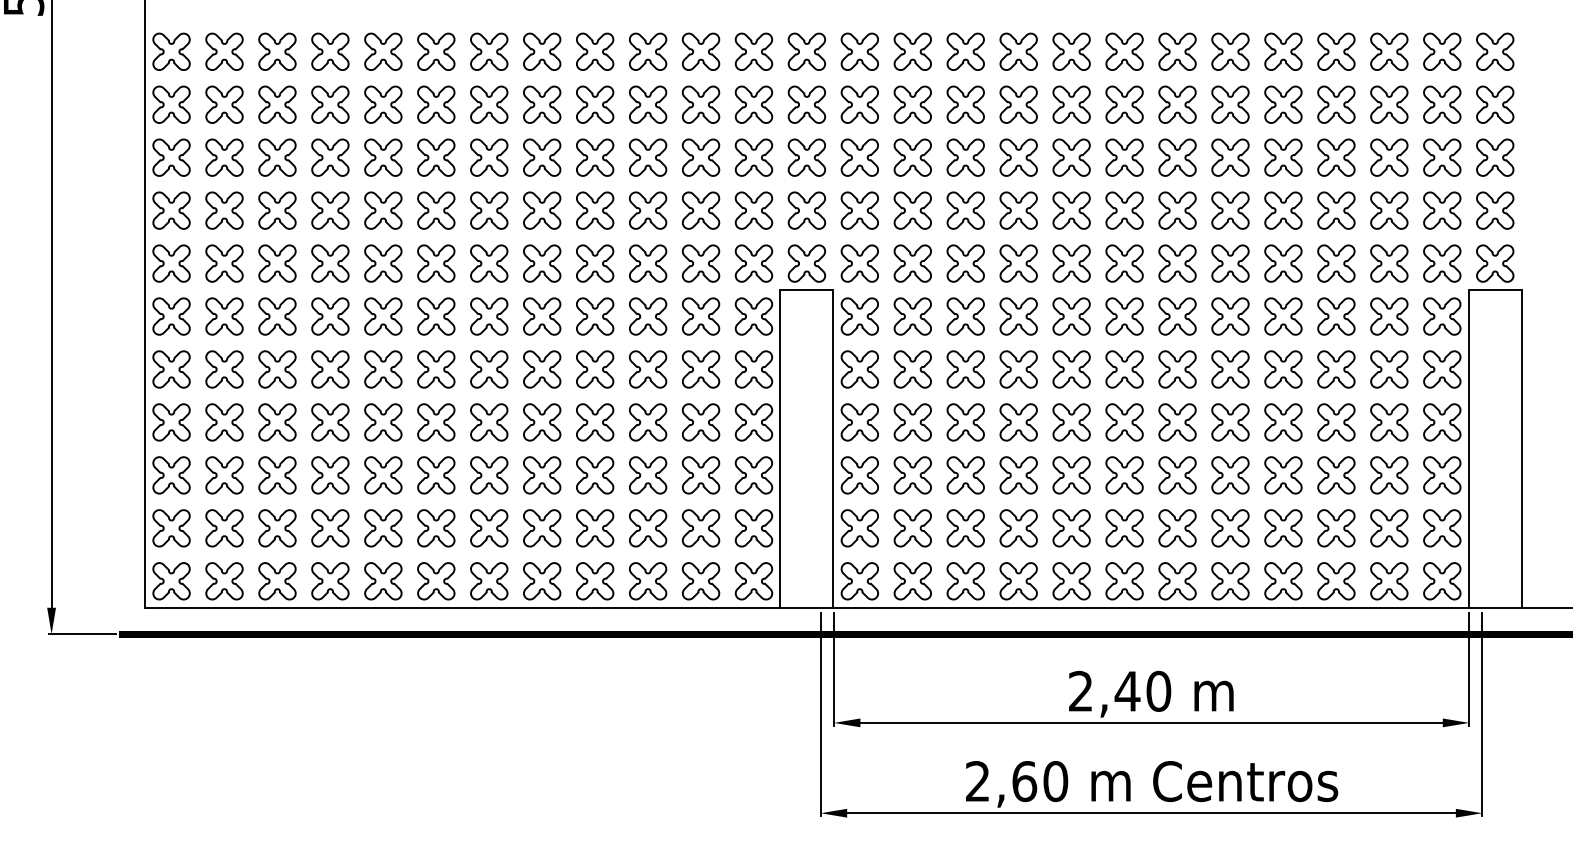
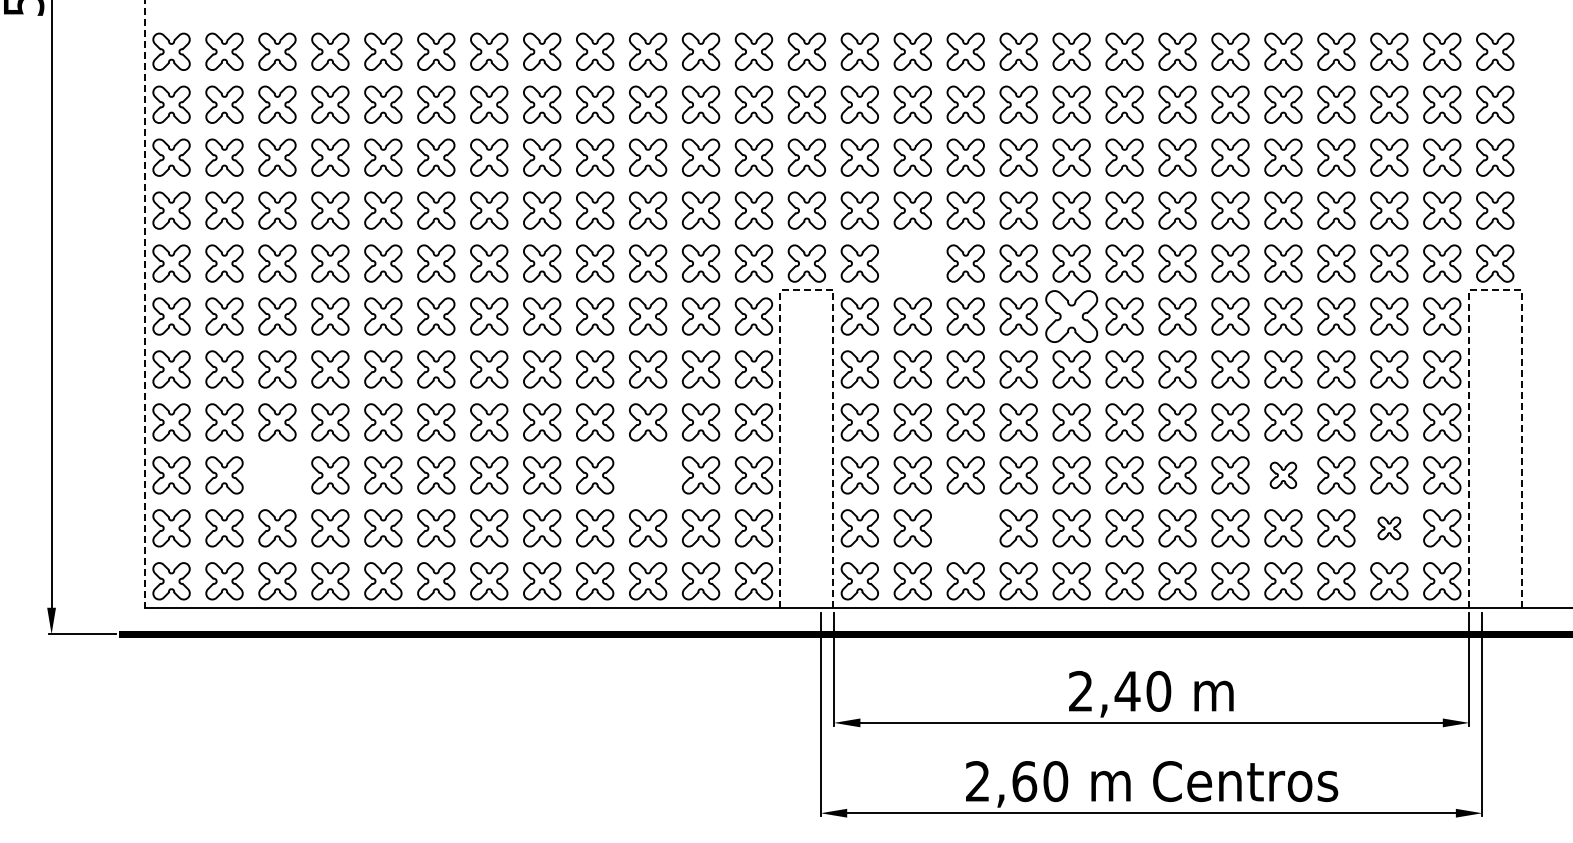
part: present -> none (912, 263)
line: solid -> dashed (807, 290)
line: solid -> dashed (1495, 290)
line: solid -> dashed (145, 304)
part size: 39x39 px -> 54x53 px (1071, 316)
part: present -> none (277, 475)
part: present -> none (648, 475)
part size: 39x39 px -> 29x29 px (1283, 475)
part: present -> none (965, 528)
part size: 39x39 px -> 25x25 px (1389, 528)
